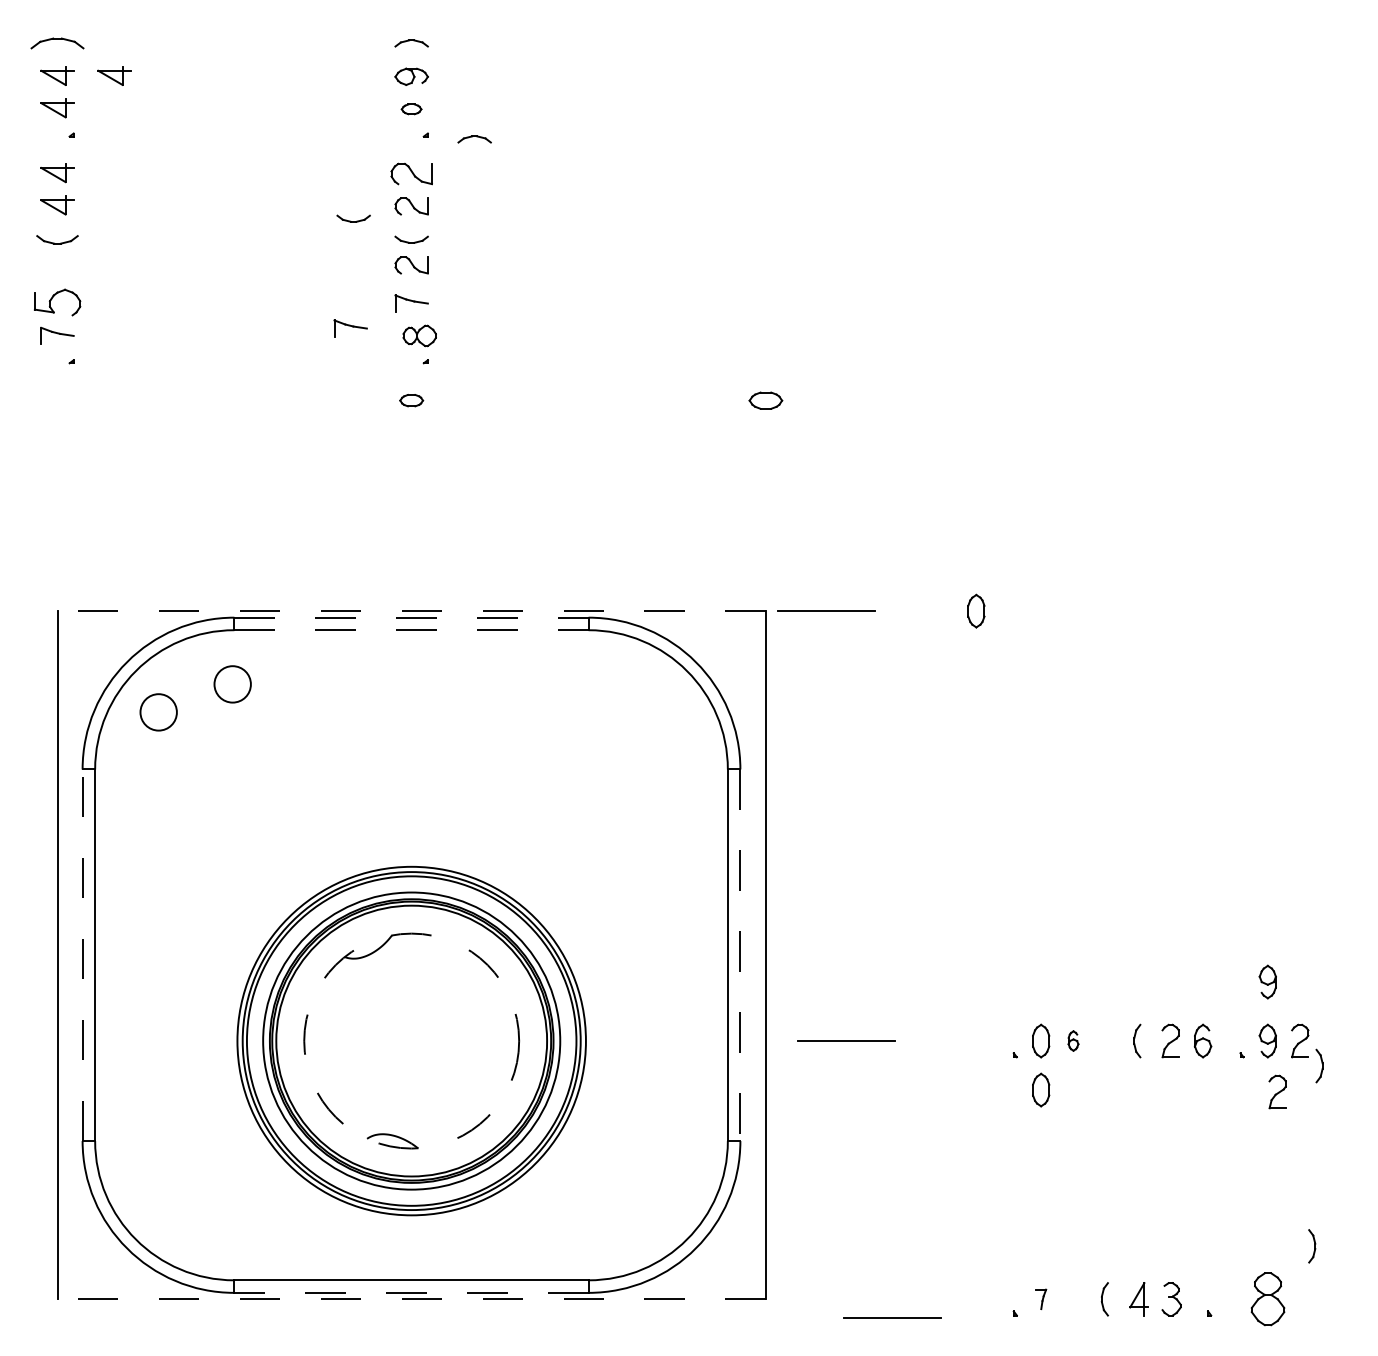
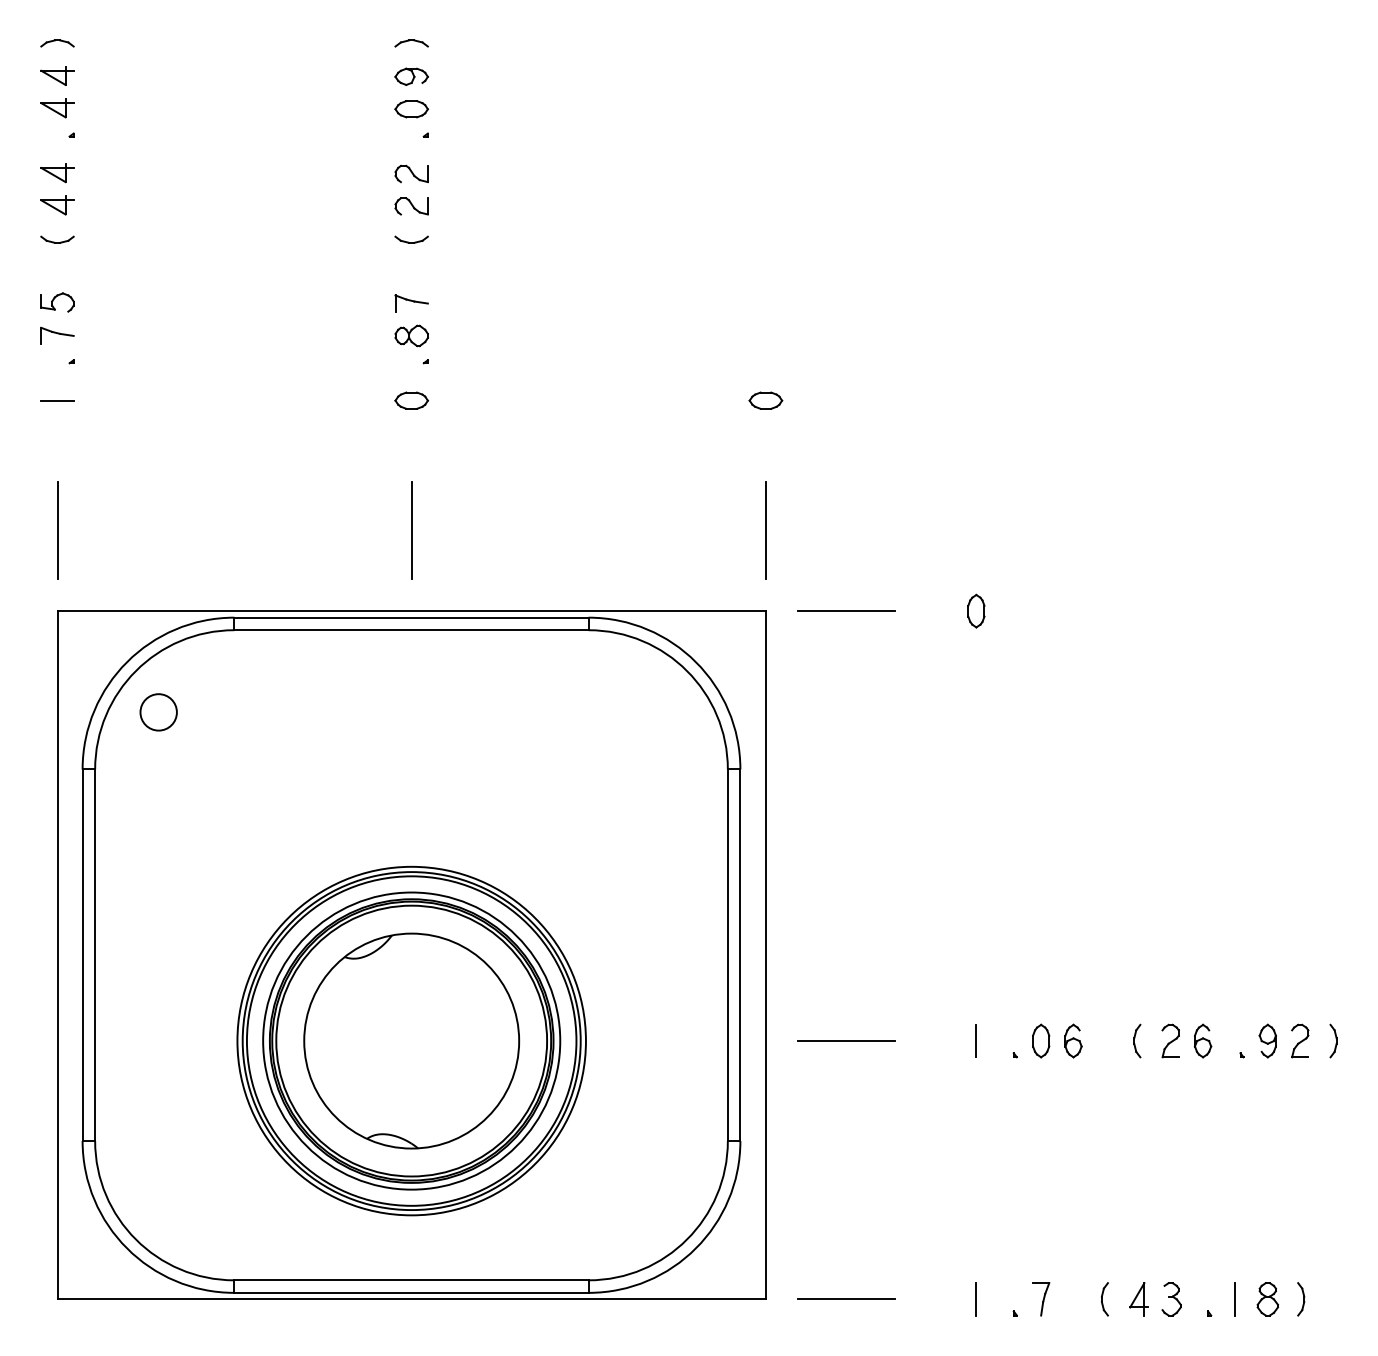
part size: 55x13 px -> 35x9 px (57, 43)
part: present -> none (114, 75)
part size: 23x13 px -> 35x19 px (411, 109)
part: present -> none (474, 139)
part size: 43x24 px -> 35x20 px (411, 173)
part: present -> none (353, 218)
part size: 43x10 px -> 35x9 px (57, 239)
part: present -> none (411, 265)
part size: 48x29 px -> 35x21 px (57, 302)
part: present -> none (350, 328)
part position: (419, 335) -> (411, 335) (411, 335)
line: none -> present (57, 400)
part size: 26x14 px -> 35x19 px (411, 400)
line: none -> present (57, 529)
line: none -> present (411, 529)
line: none -> present (765, 529)
line position: (826, 610) -> (846, 610) (846, 610)
line: dashed -> solid (411, 611)
line: dashed -> solid (412, 617)
line: dashed -> solid (412, 630)
circle: present -> none (232, 684)
line: dashed -> solid (82, 955)
line: dashed -> solid (740, 955)
part: present -> none (1267, 981)
circle: dashed -> solid (411, 1040)
line: none -> present (976, 1040)
part size: 13x22 px -> 19x36 px (1073, 1040)
part position: (1319, 1065) -> (1333, 1040) (1333, 1040)
part: present -> none (1041, 1089)
part: present -> none (1277, 1091)
part position: (1312, 1246) -> (1301, 1299) (1301, 1299)
line: dashed -> solid (411, 1292)
line: dashed -> solid (411, 1299)
line: none -> present (976, 1299)
part size: 13x23 px -> 19x35 px (1041, 1299)
line: none -> present (1235, 1299)
part size: 36x55 px -> 23x35 px (1267, 1299)
line position: (892, 1317) -> (846, 1298) (846, 1298)
